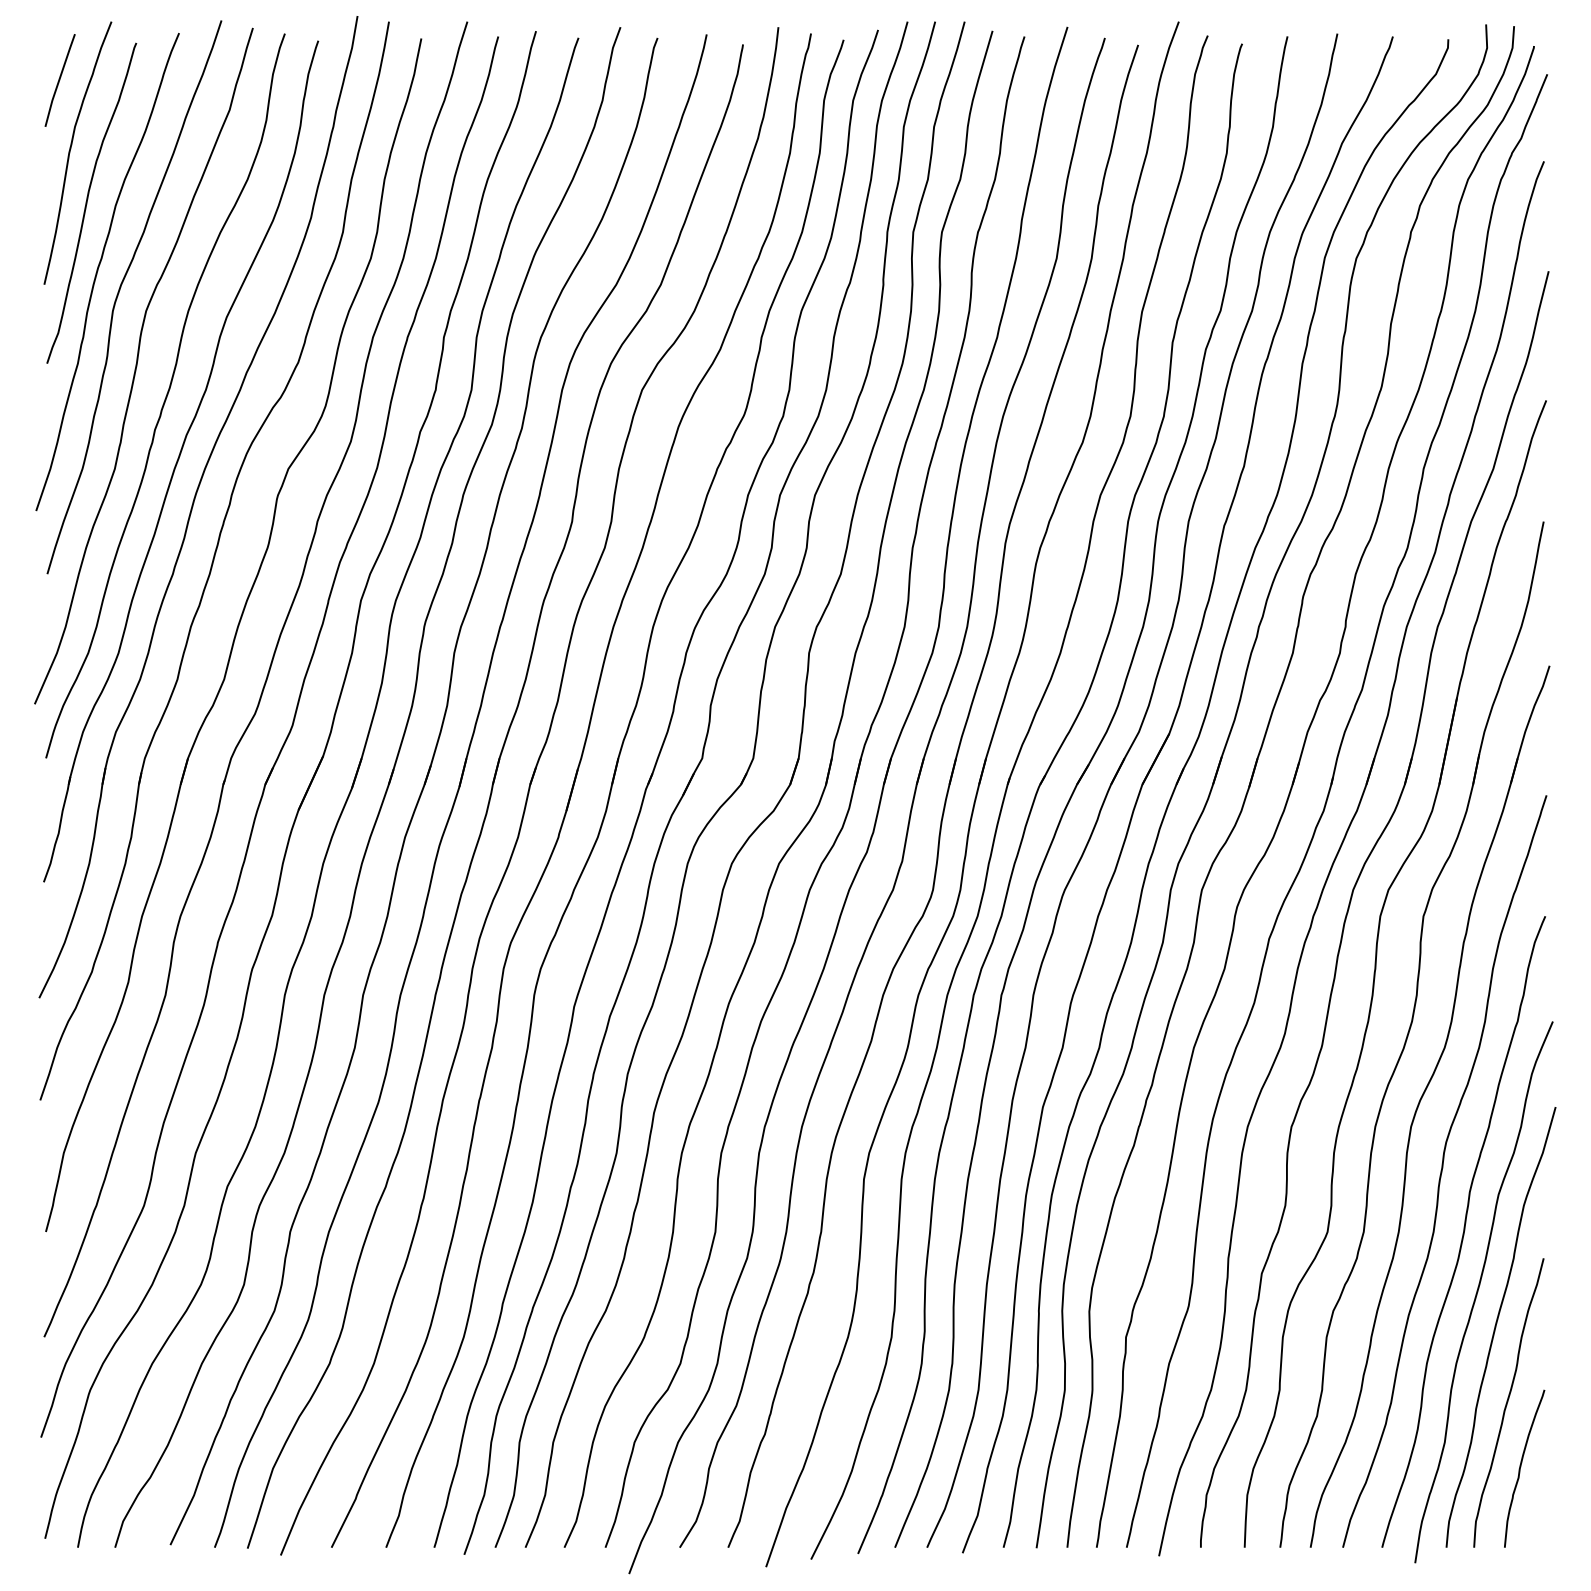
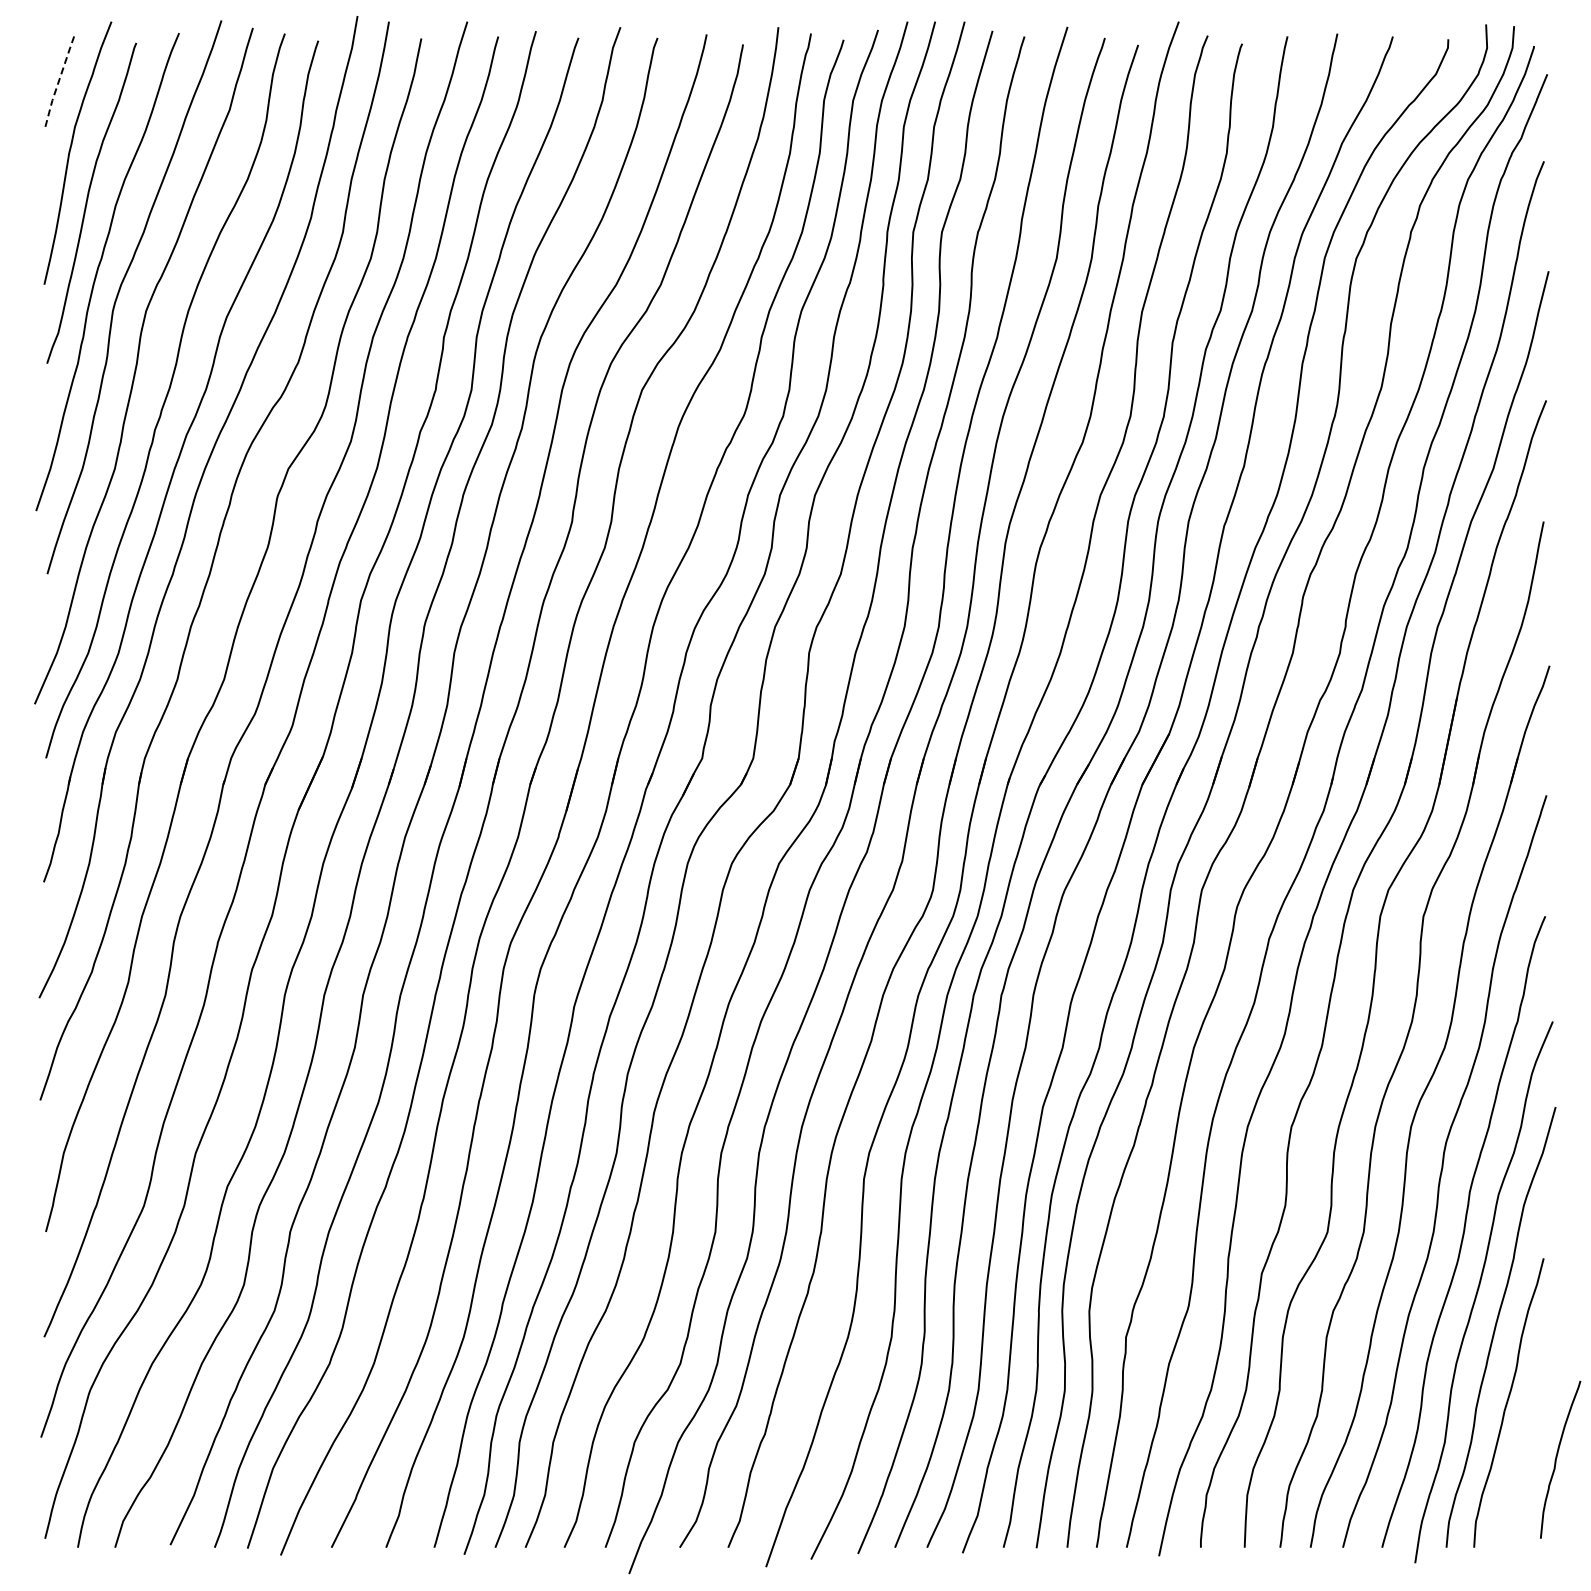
line: solid -> dashed (59, 79)
curve position: (1521, 1467) -> (1557, 1458) (1557, 1458)
